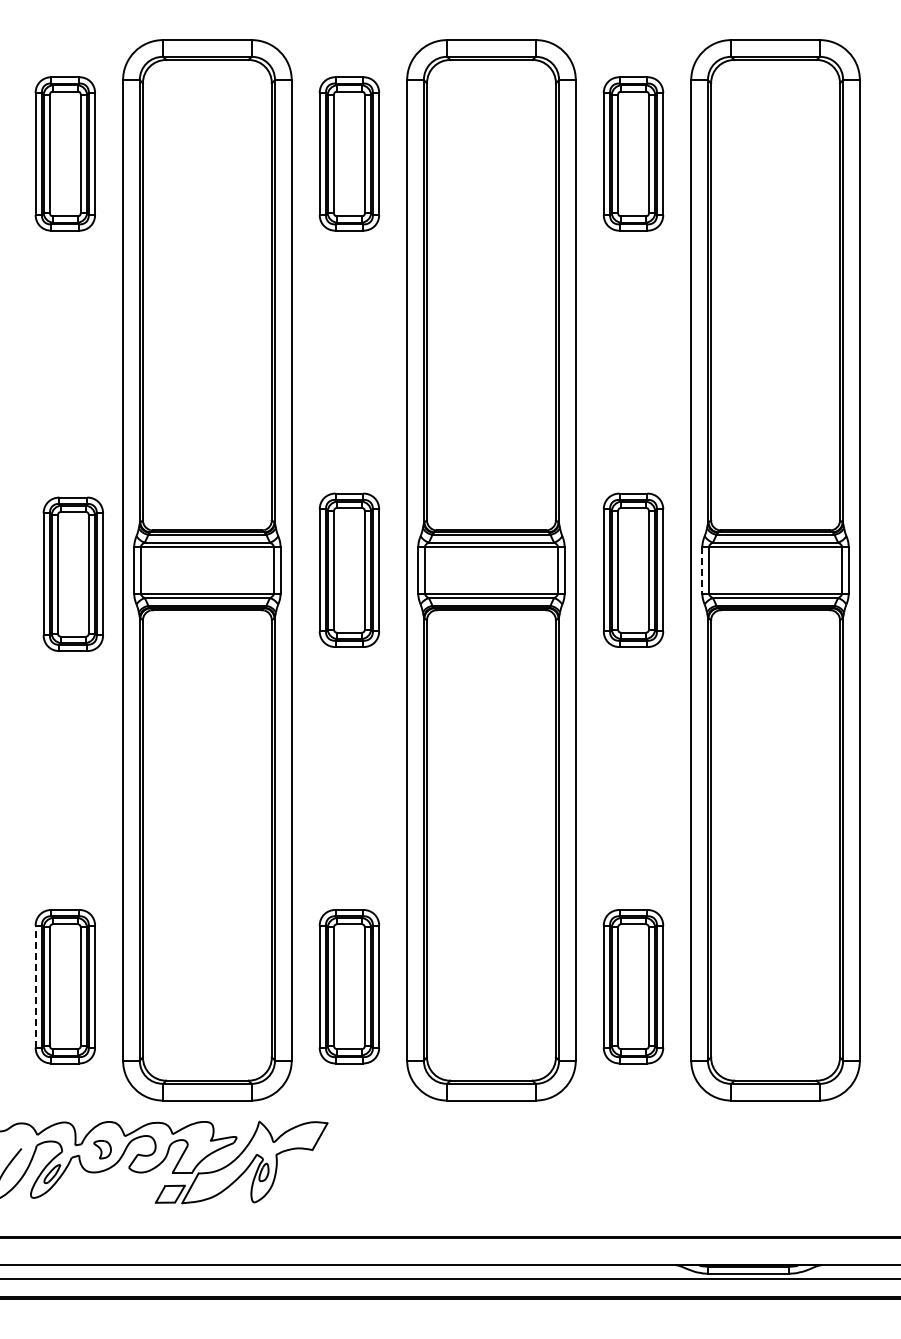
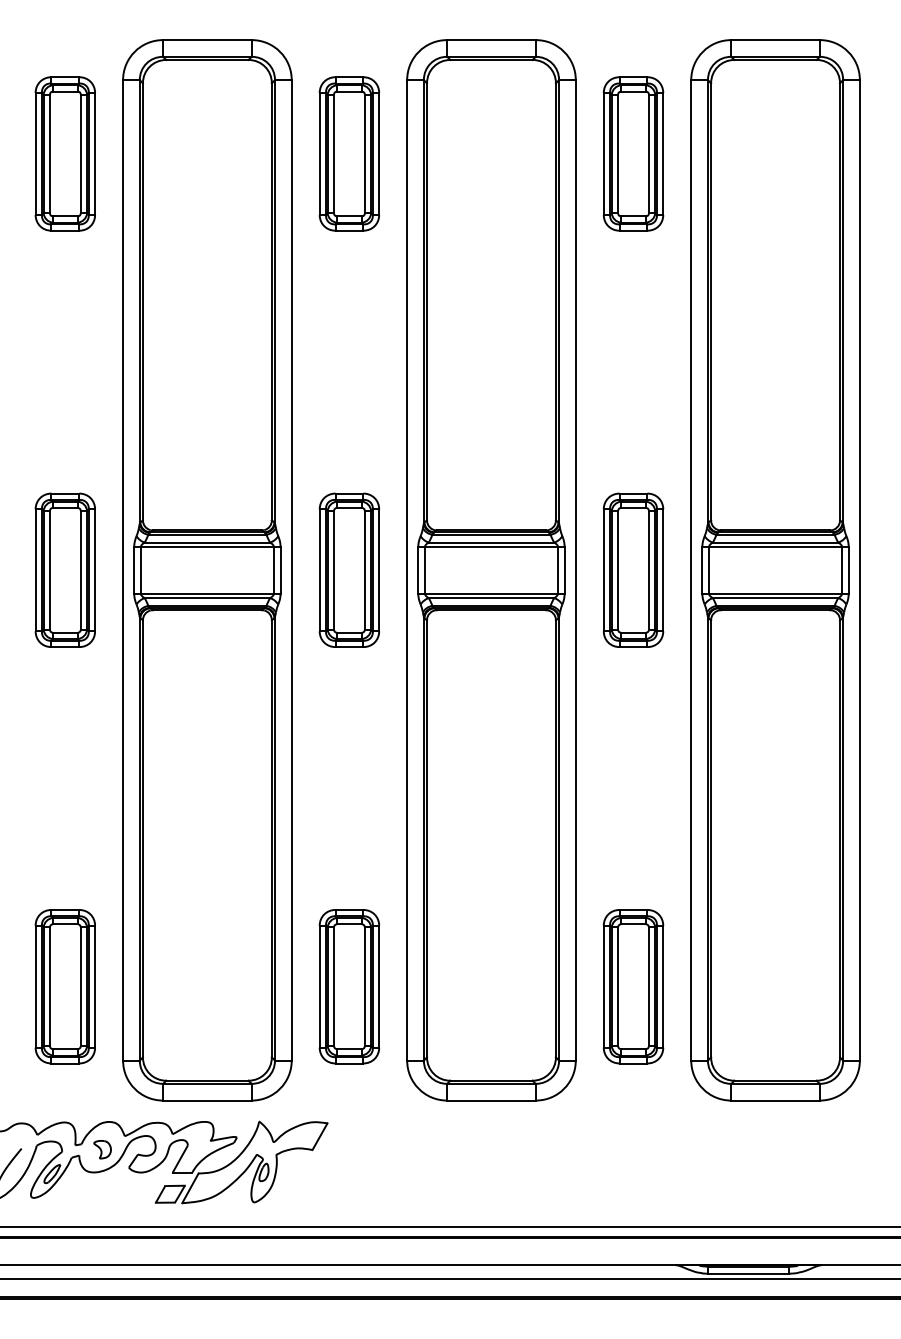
line: dashed -> solid (702, 570)
part position: (72, 573) -> (64, 569) (64, 569)
line: dashed -> solid (35, 986)
line: none -> present (449, 1226)
